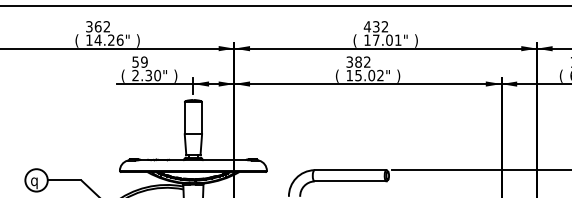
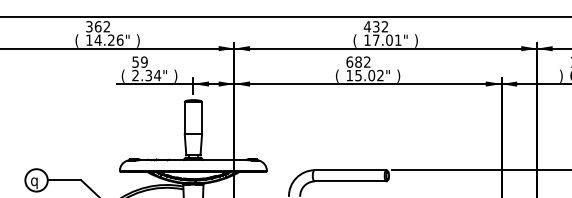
line position: (285, 6) -> (285, 17) (285, 17)
text: 382 -> 682 (349, 61)
text: 2.30" -> 2.34" (157, 75)
text: ( -> ) (560, 75)
